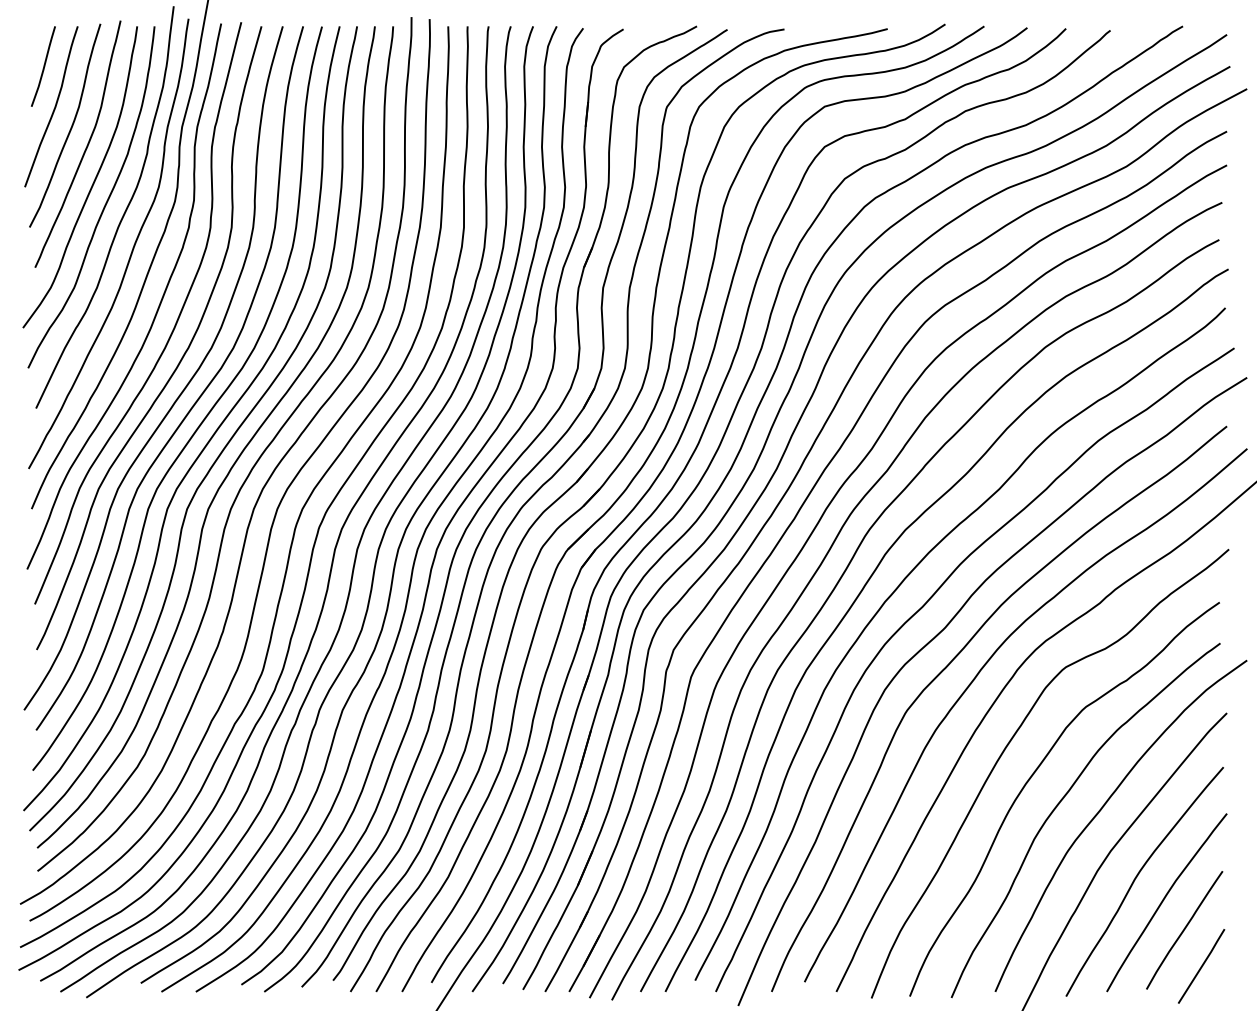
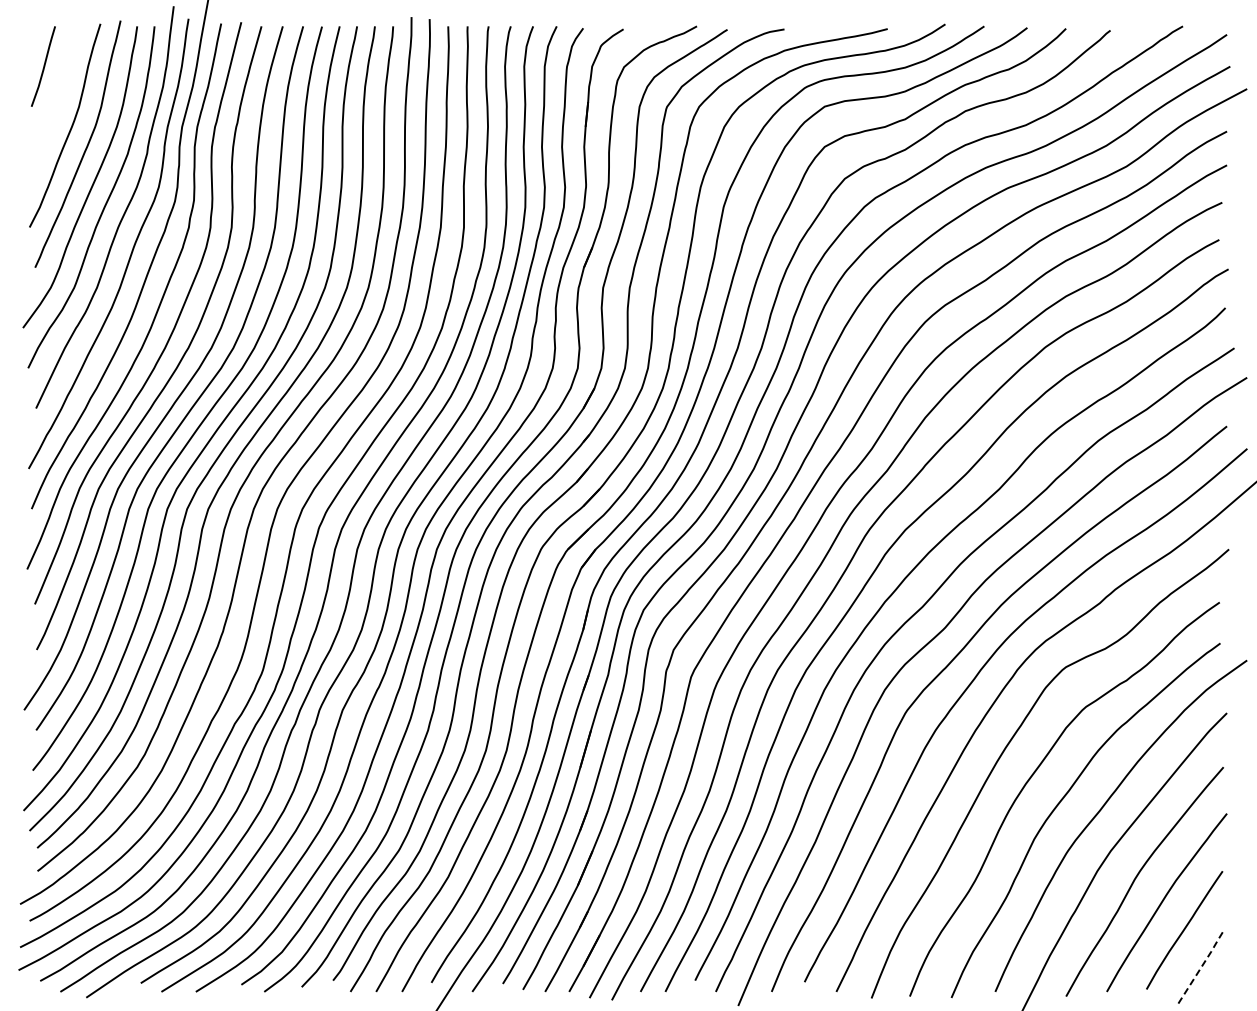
curve: present -> none (53, 108)
line: solid -> dashed (1202, 965)
